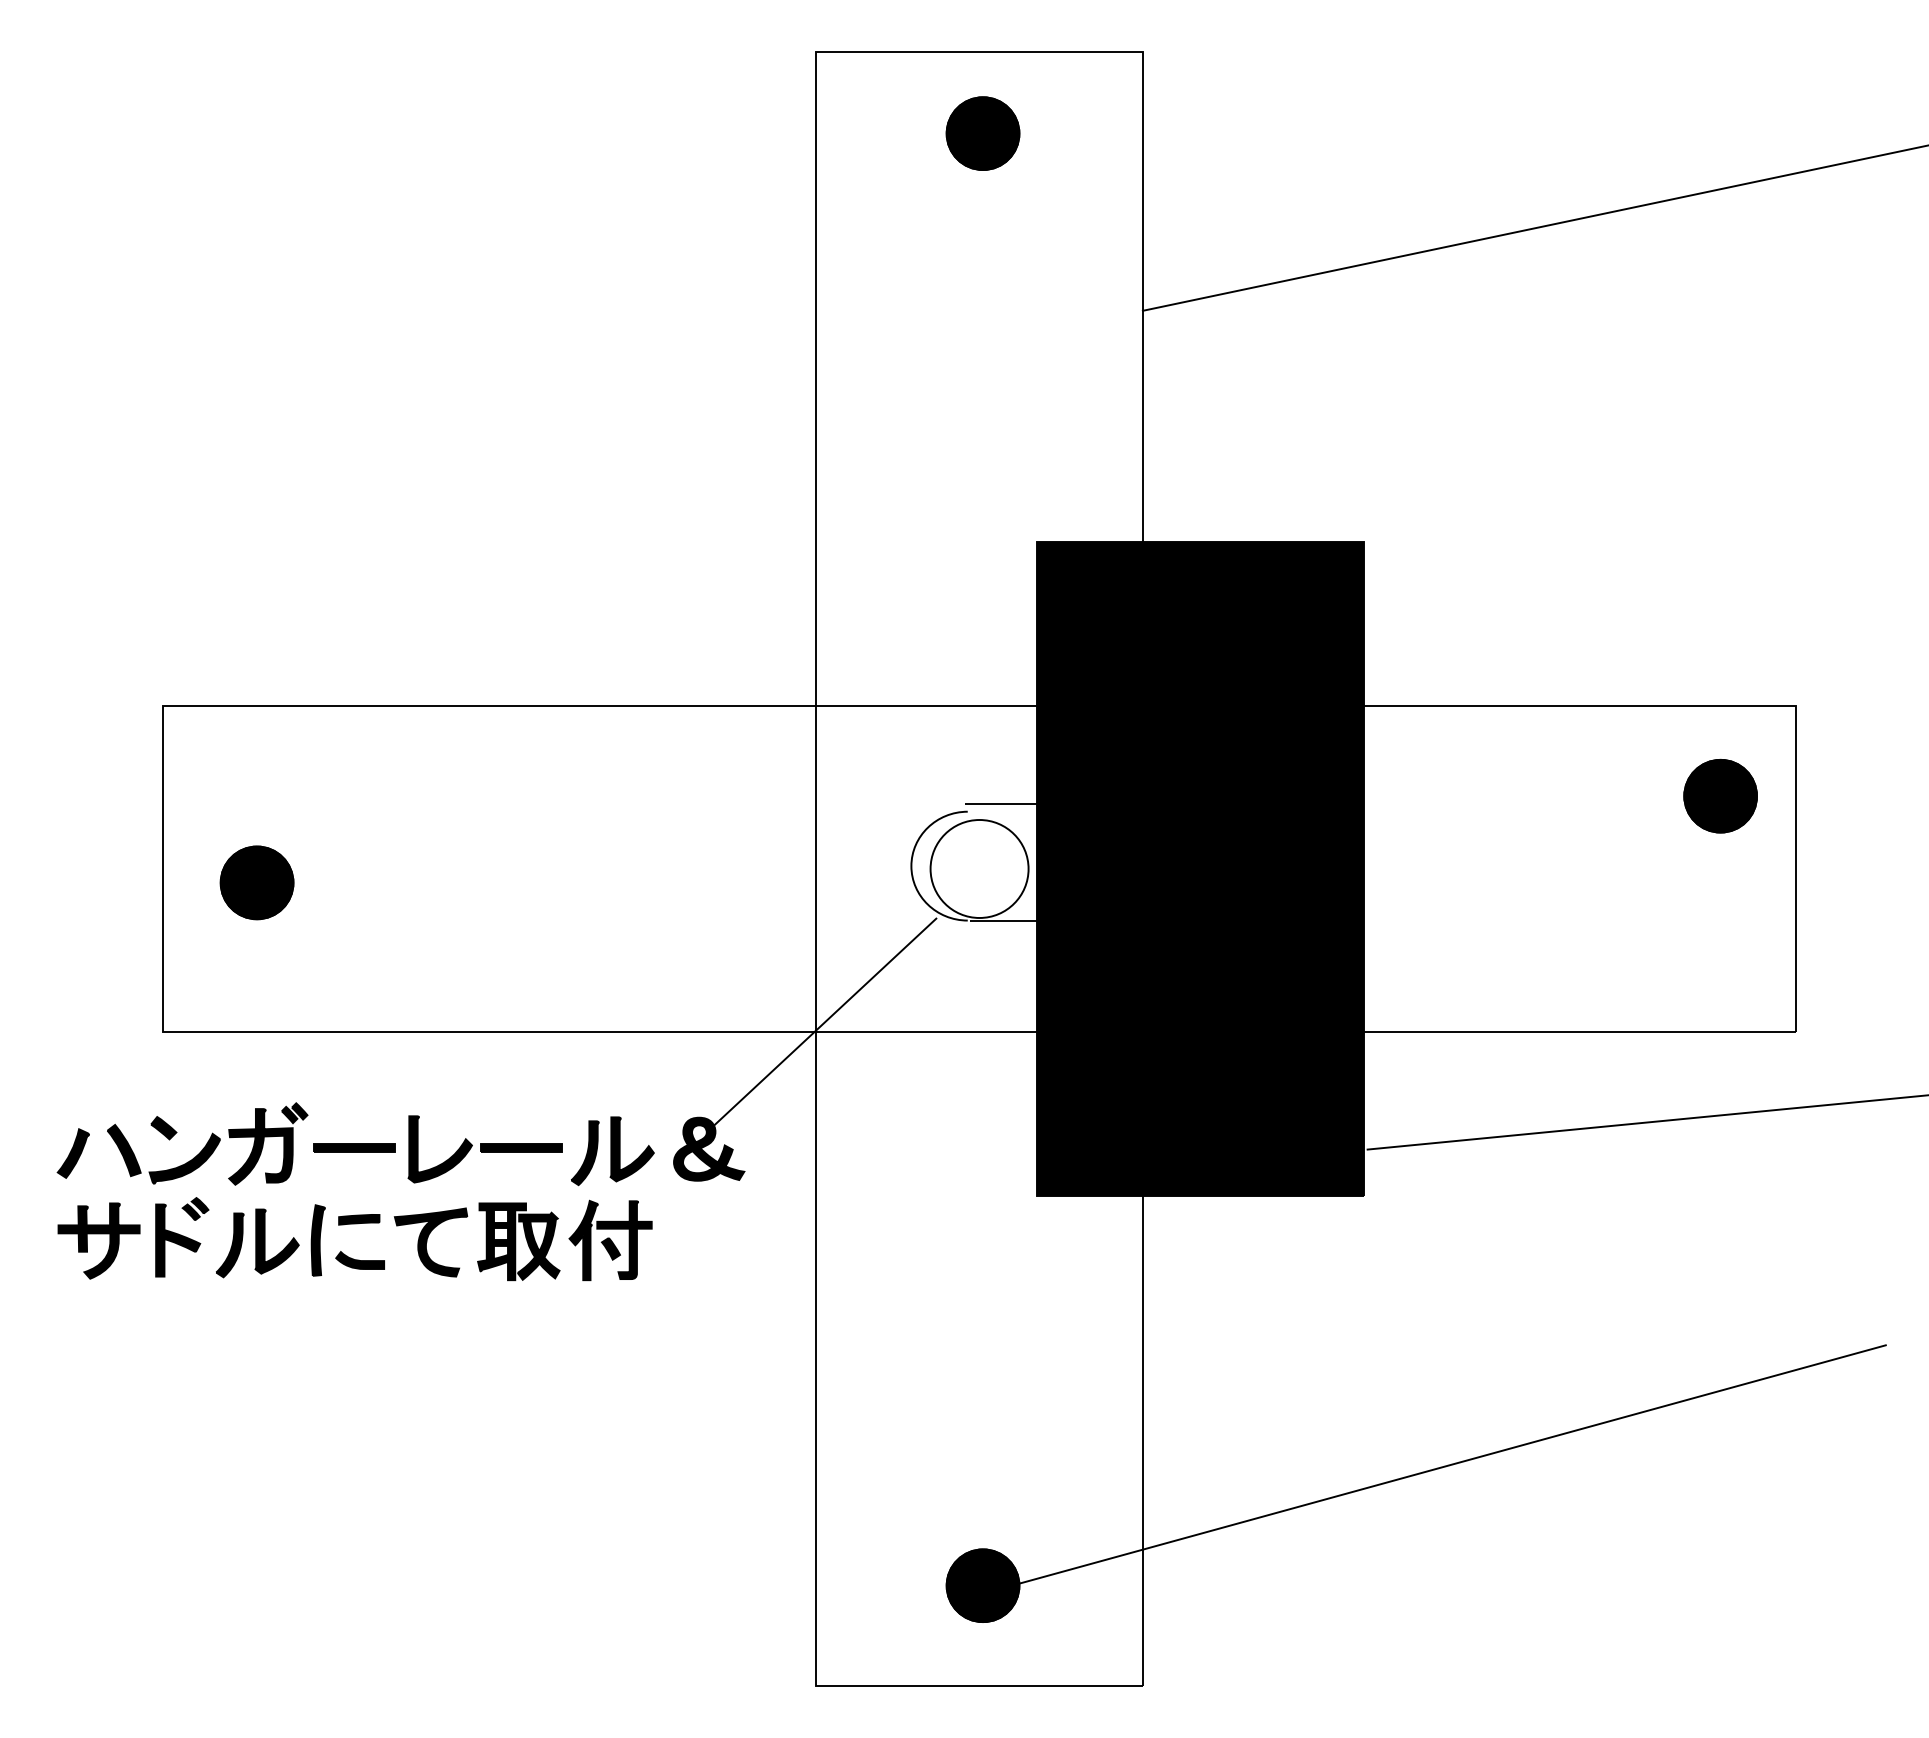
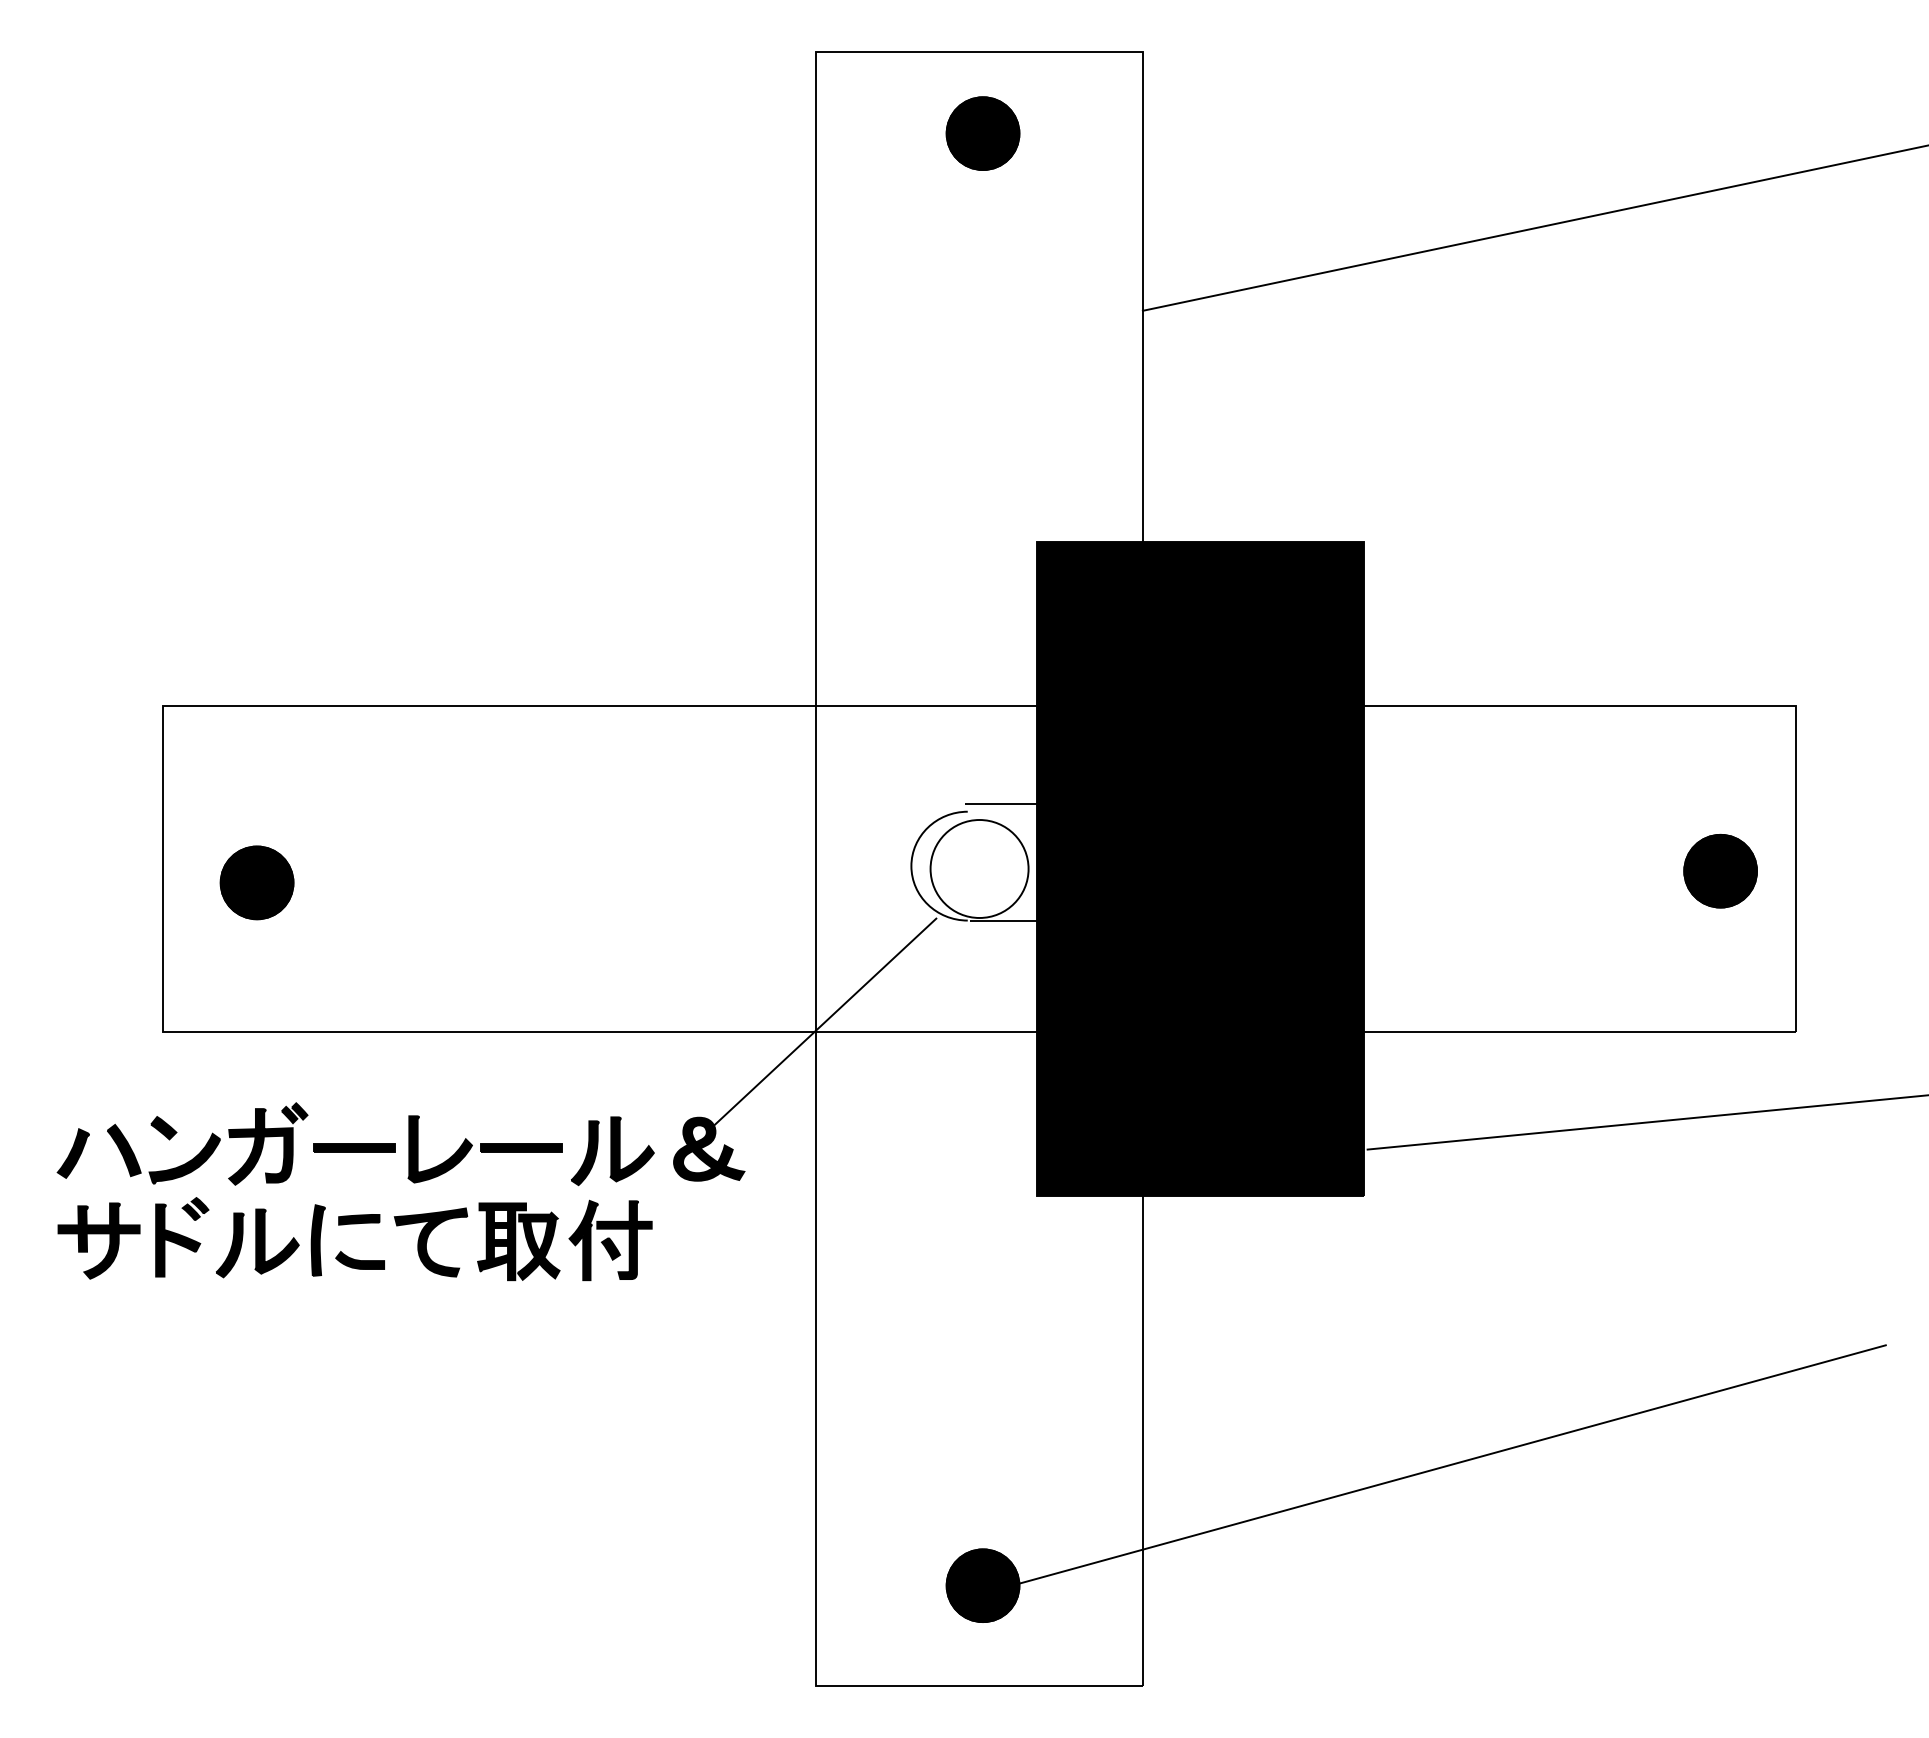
part position: (1720, 796) -> (1720, 871) (1720, 871)
